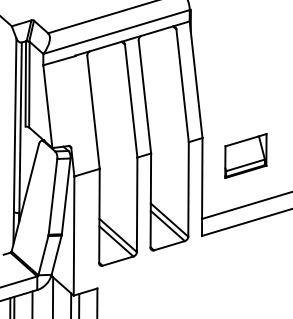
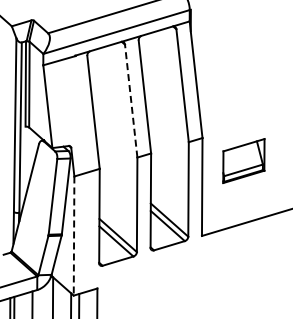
line: solid -> dashed (131, 101)
part position: (245, 155) -> (243, 160) (243, 160)
line: present -> none (245, 205)
line: solid -> dashed (74, 236)
